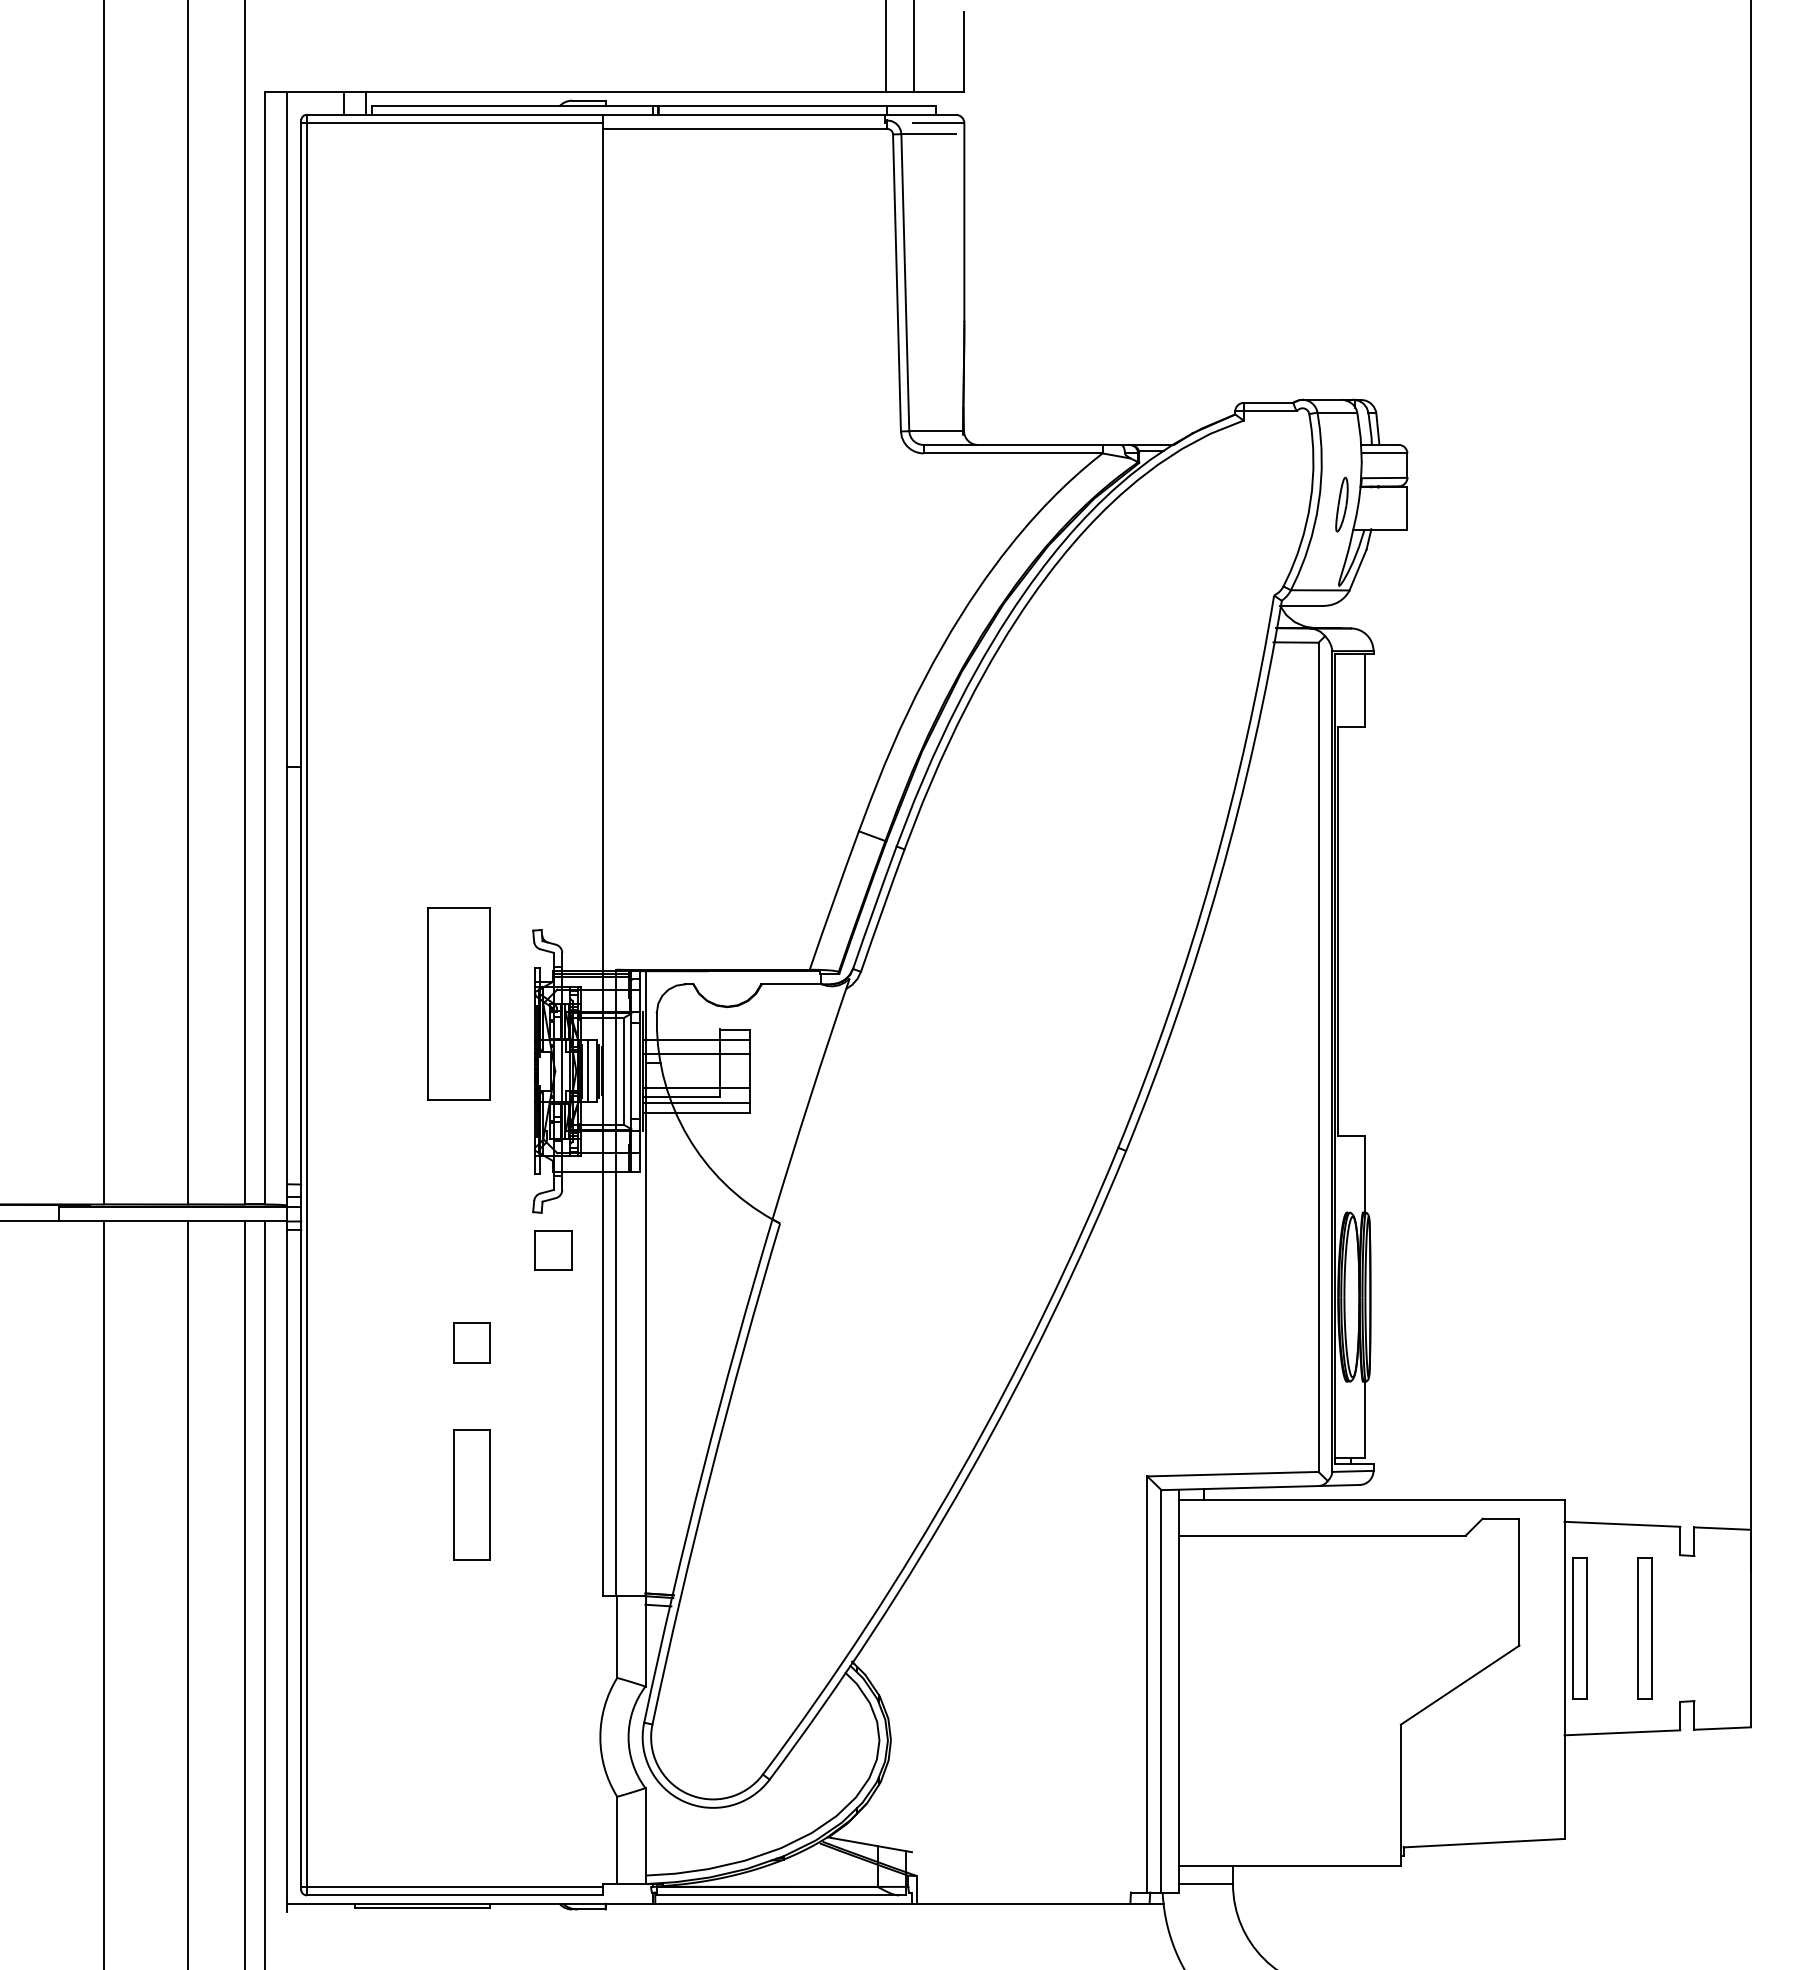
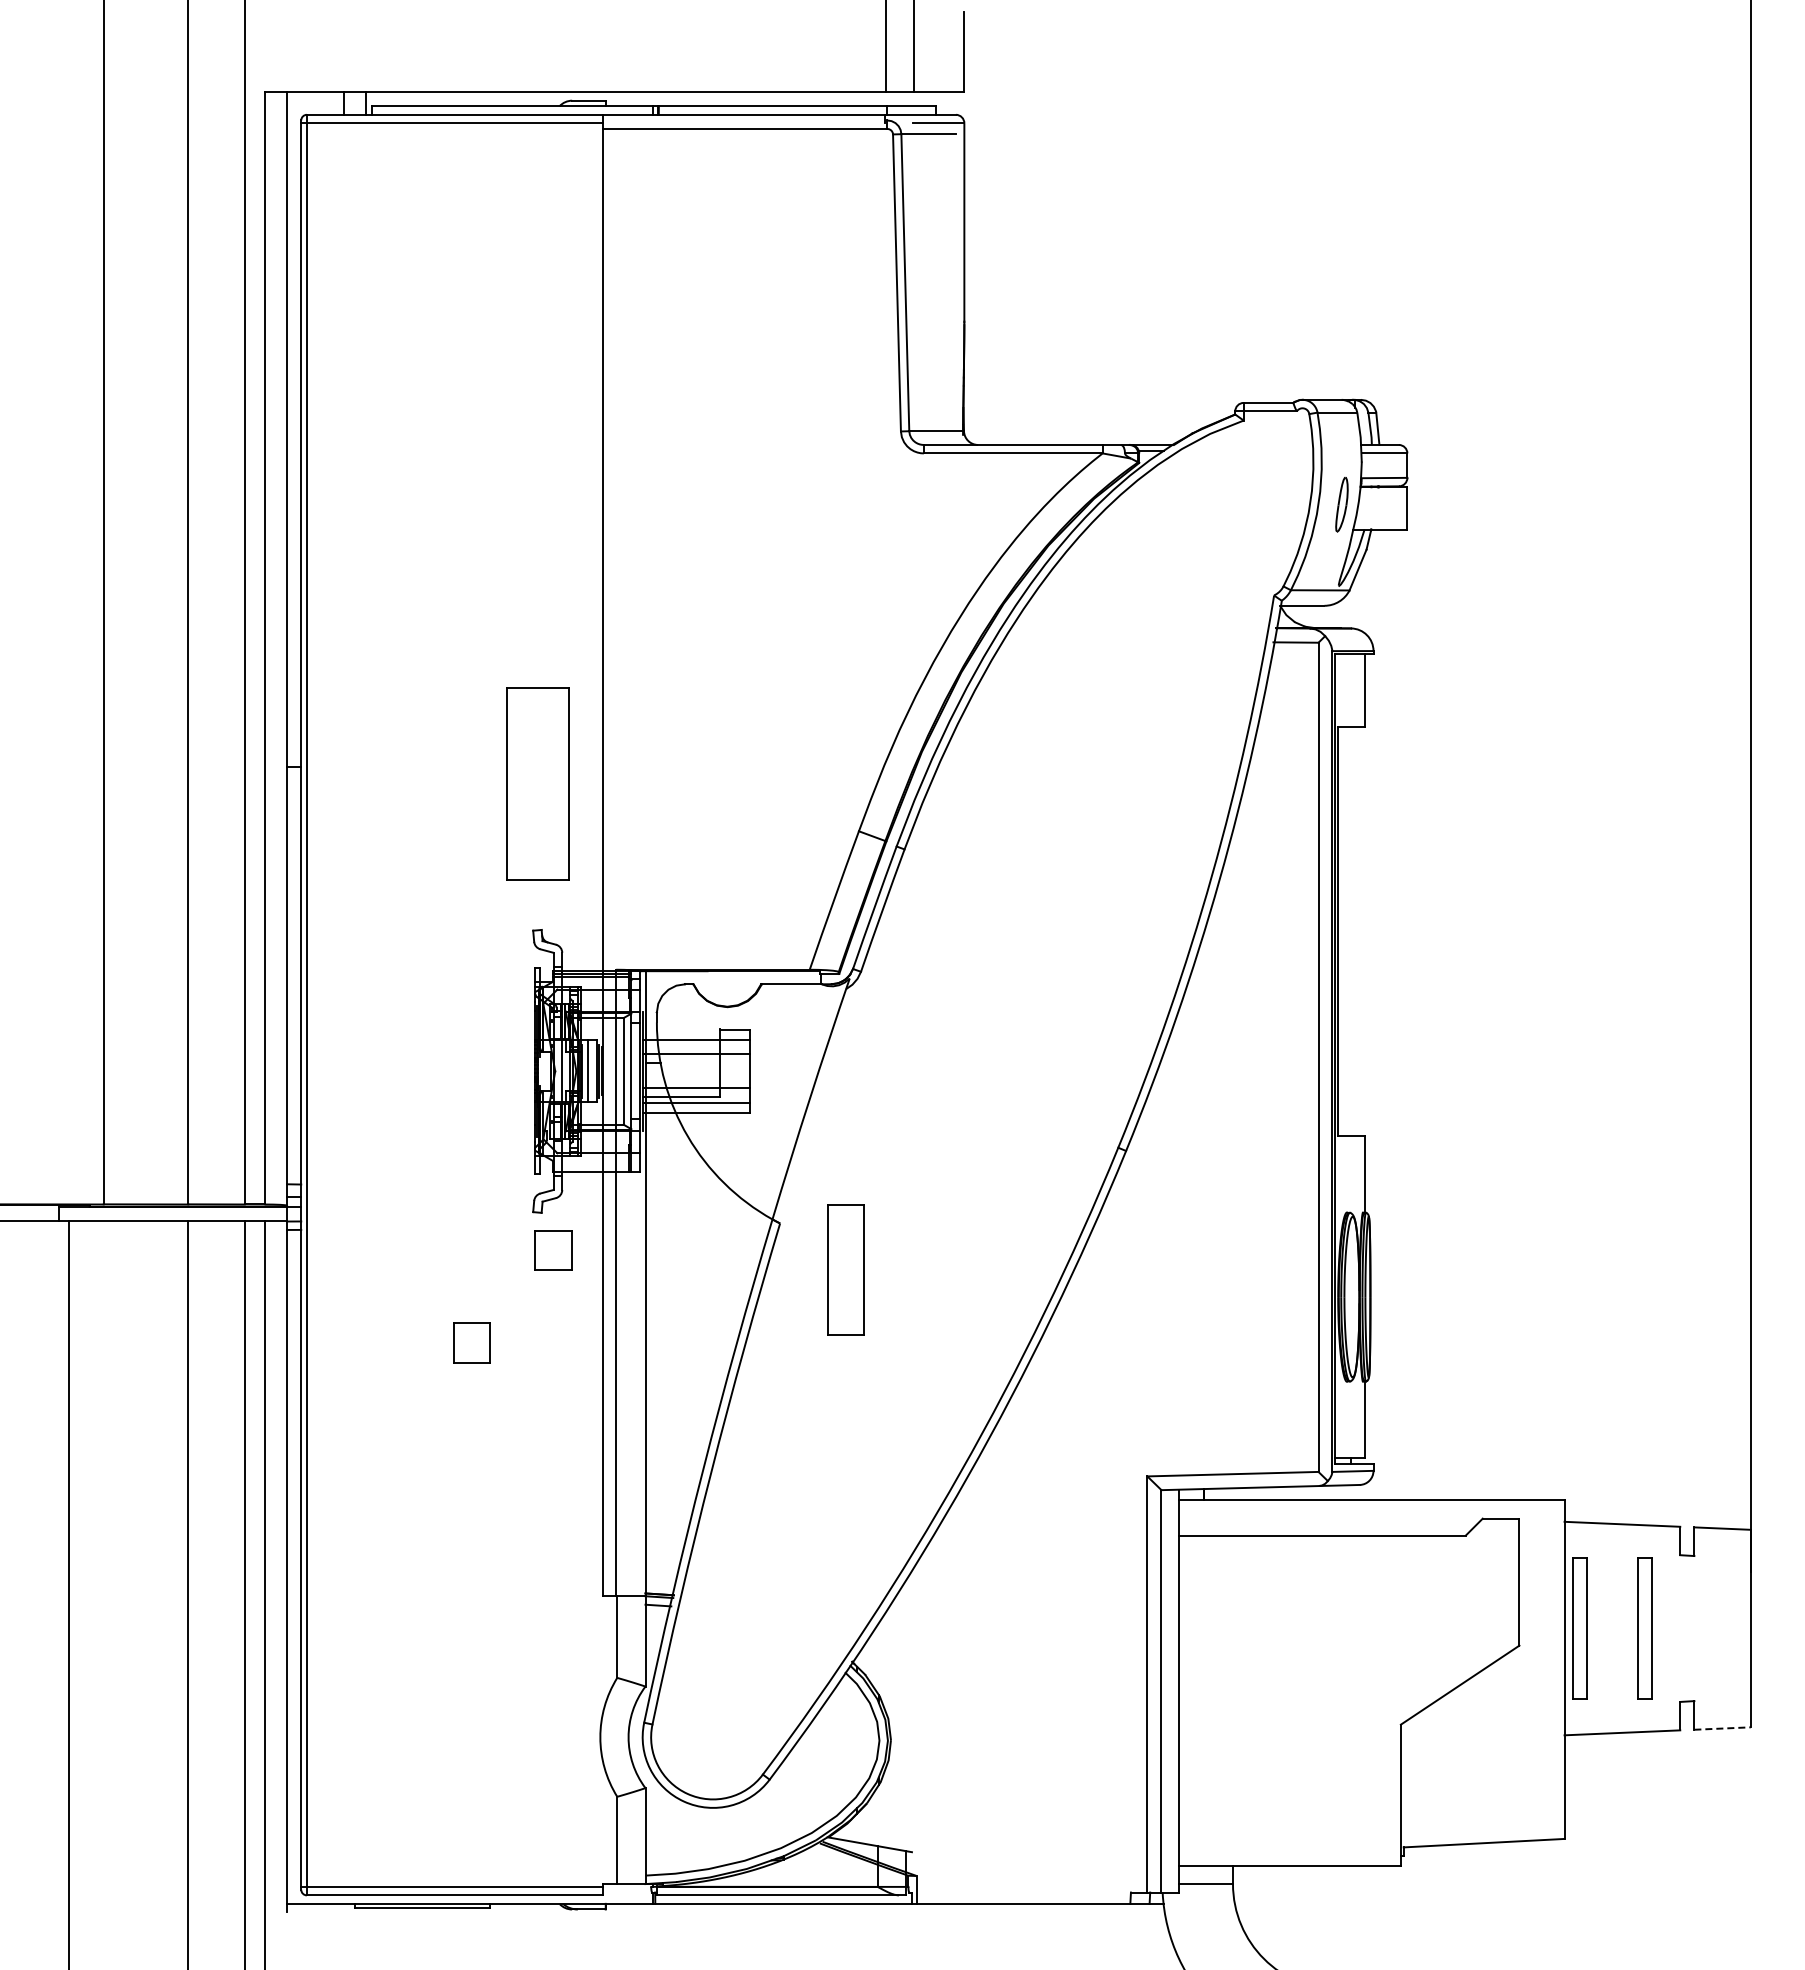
part position: (458, 1003) -> (537, 783) (537, 783)
part position: (471, 1494) -> (845, 1269) (845, 1269)
line position: (103, 1593) -> (68, 1593) (68, 1593)
line: solid -> dashed (1723, 1728)
